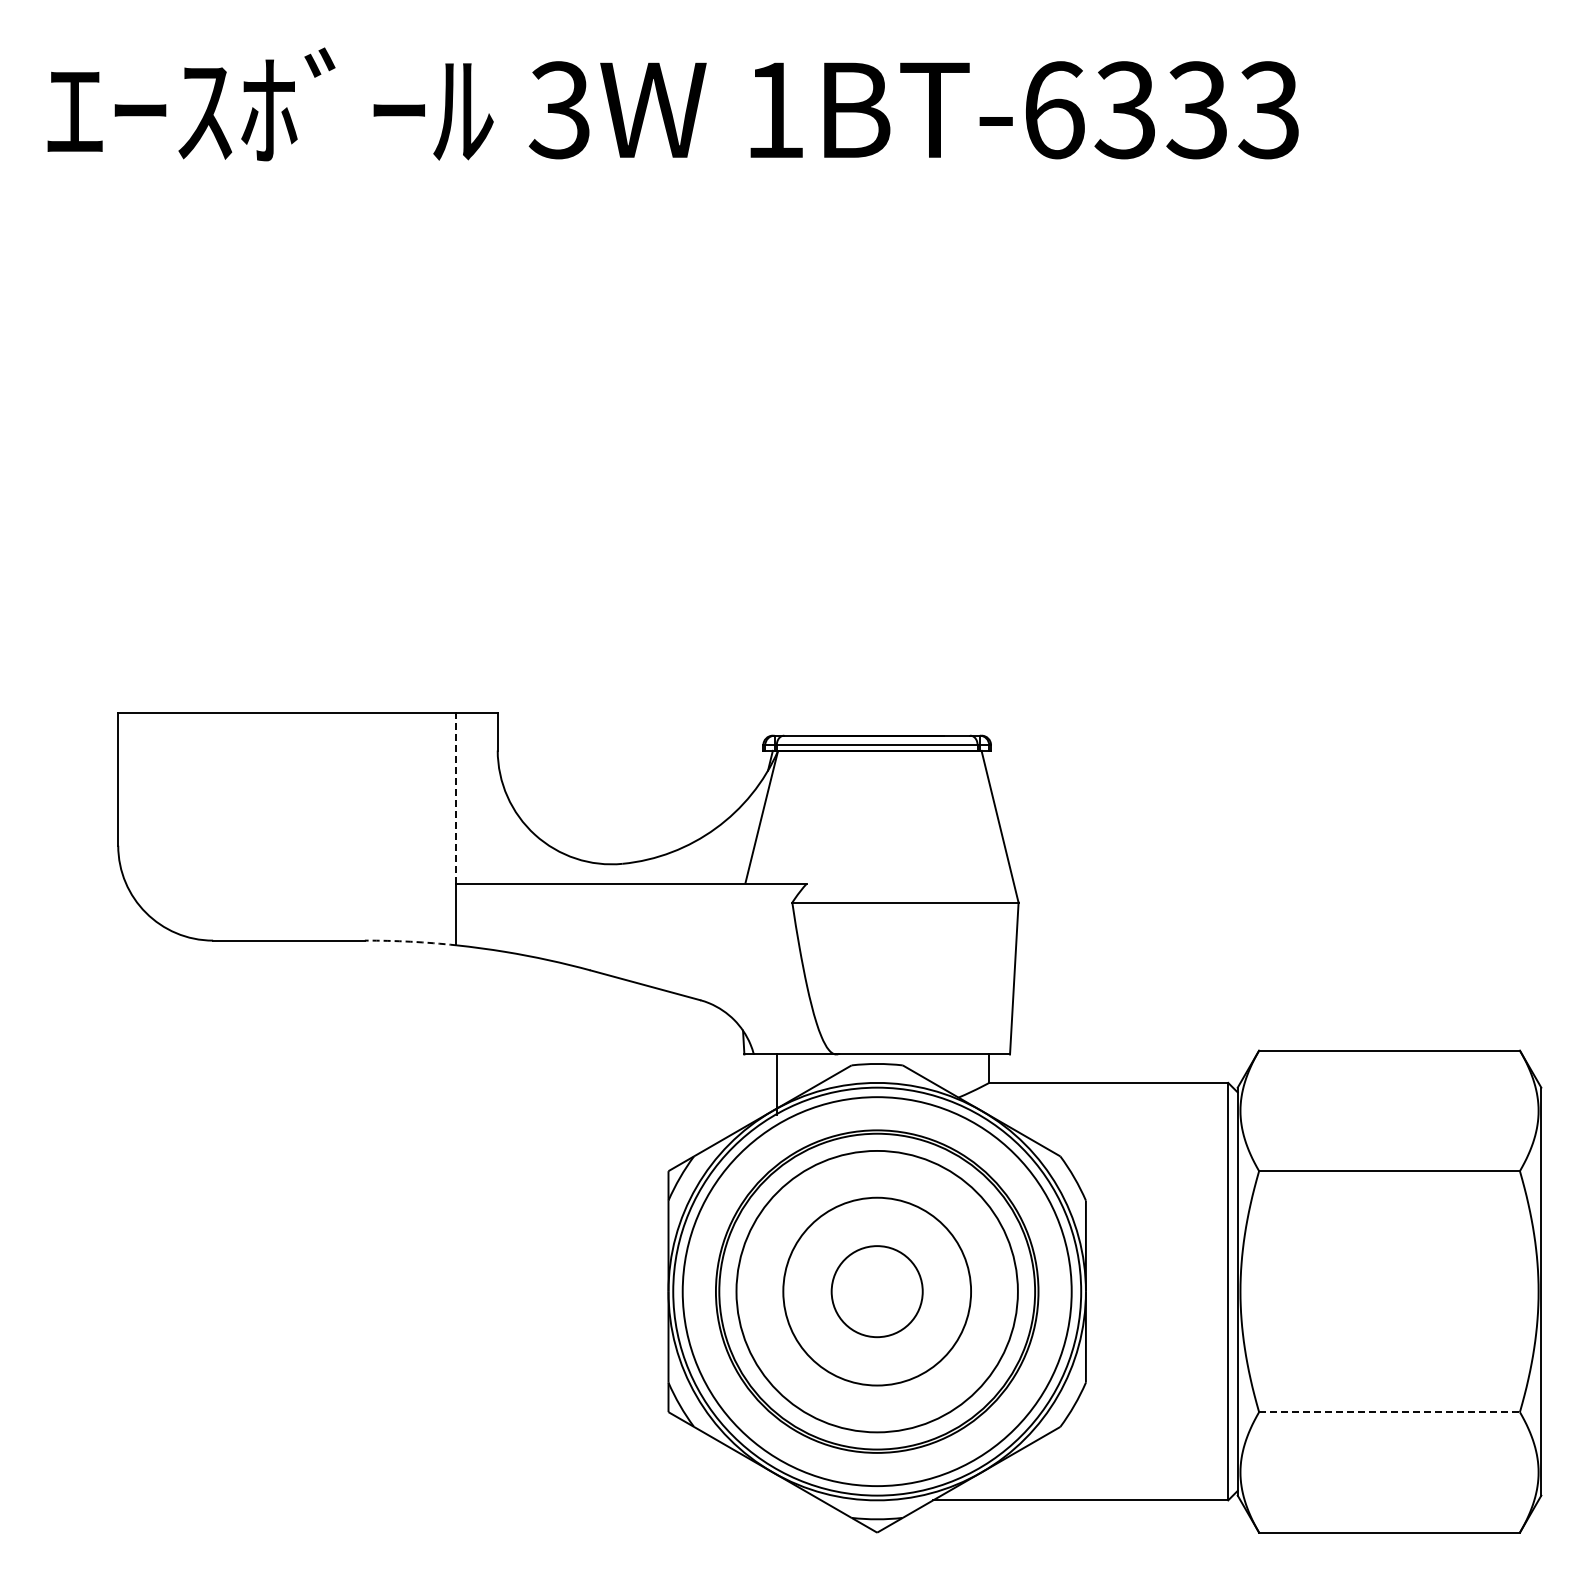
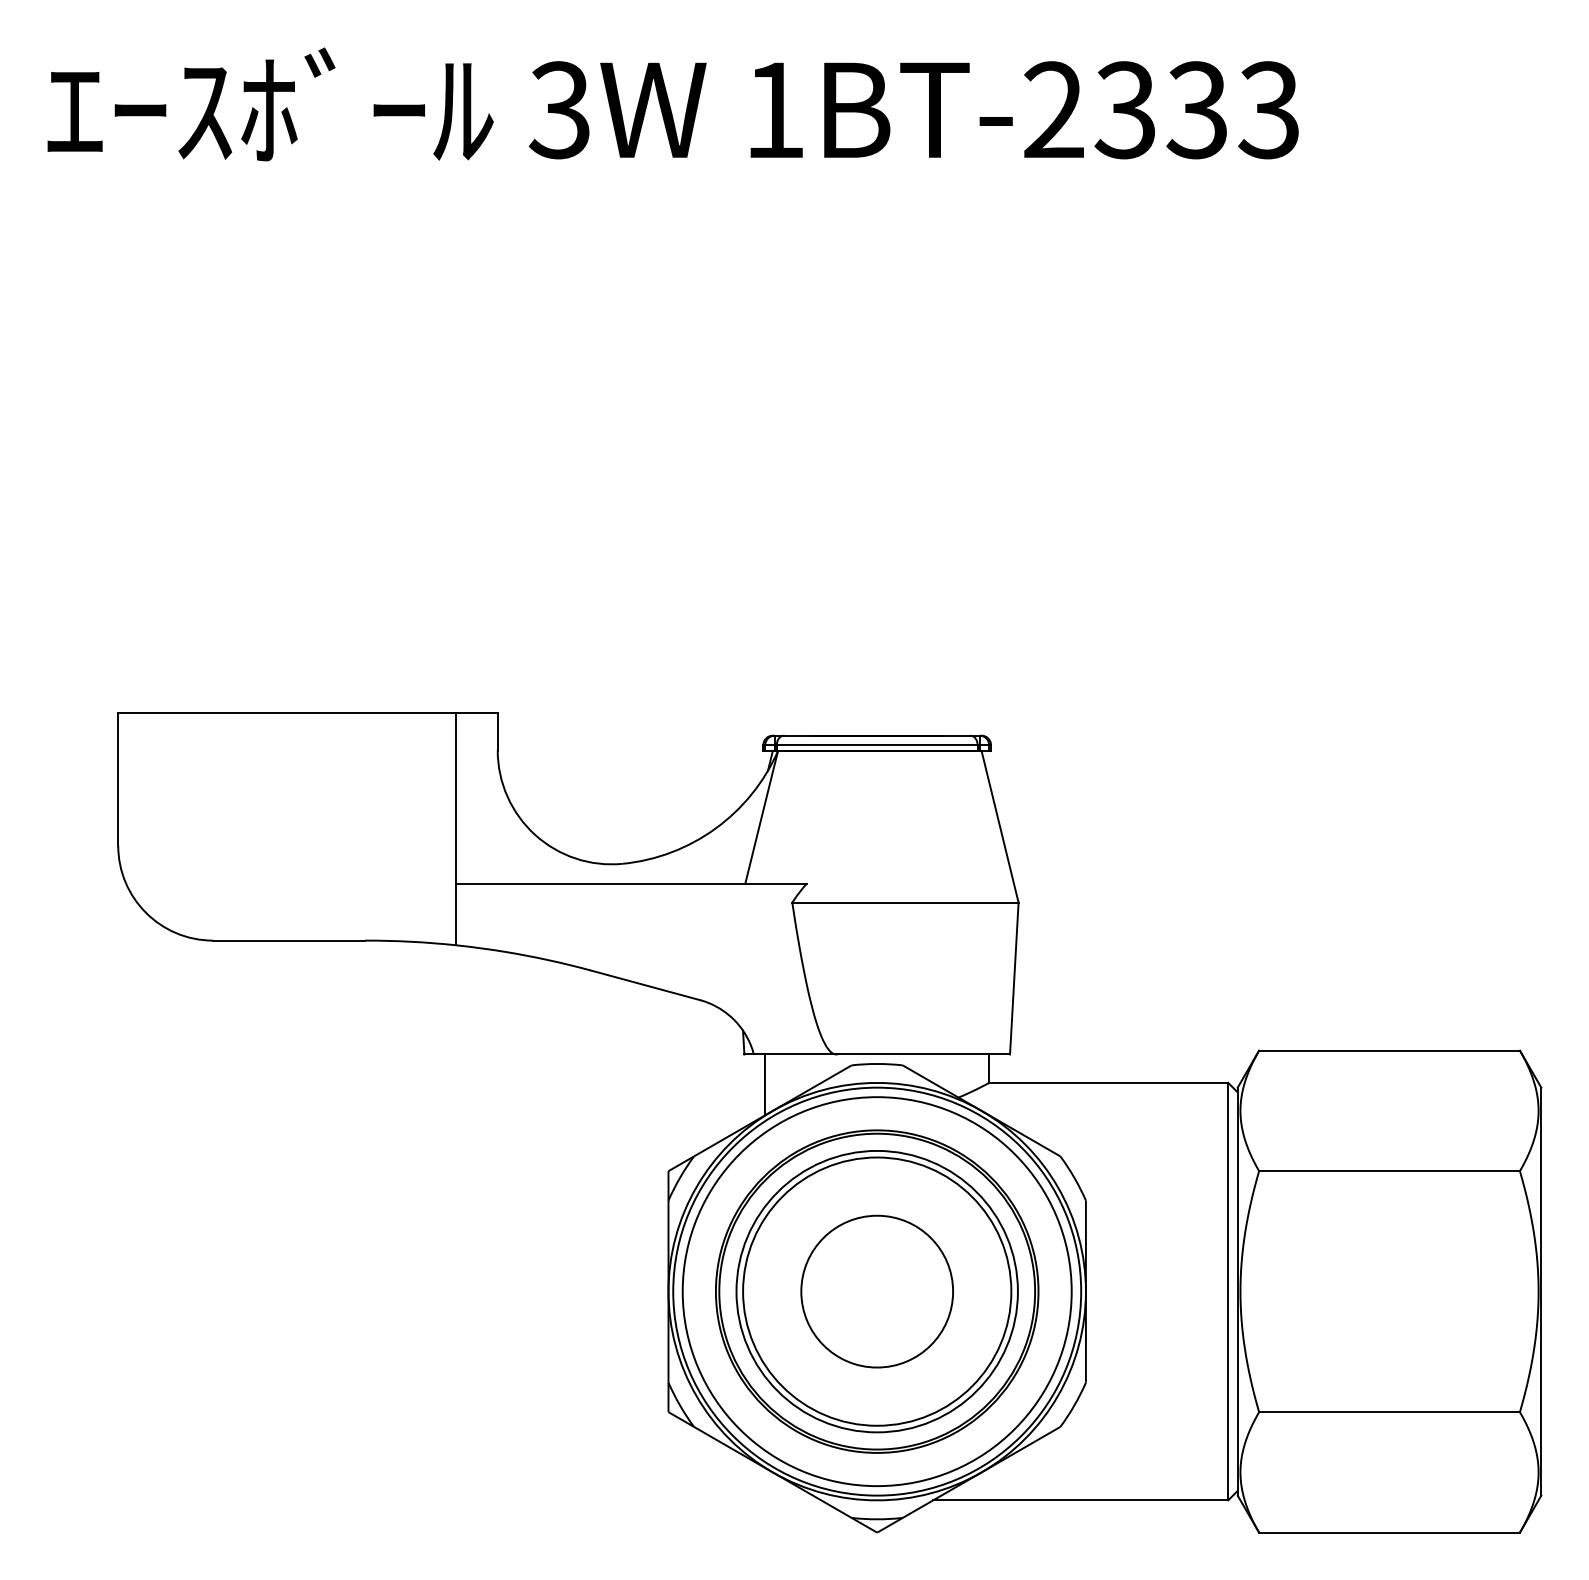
text: 1BT-6333 -> 1BT-2333 (1054, 110)
line: dashed -> solid (456, 797)
arc: dashed -> solid (410, 941)
line position: (777, 1084) -> (765, 1084) (765, 1084)
circle diameter: 91 px -> 152 px (877, 1291)
circle diameter: 188 px -> 268 px (877, 1291)
line: dashed -> solid (1390, 1412)
